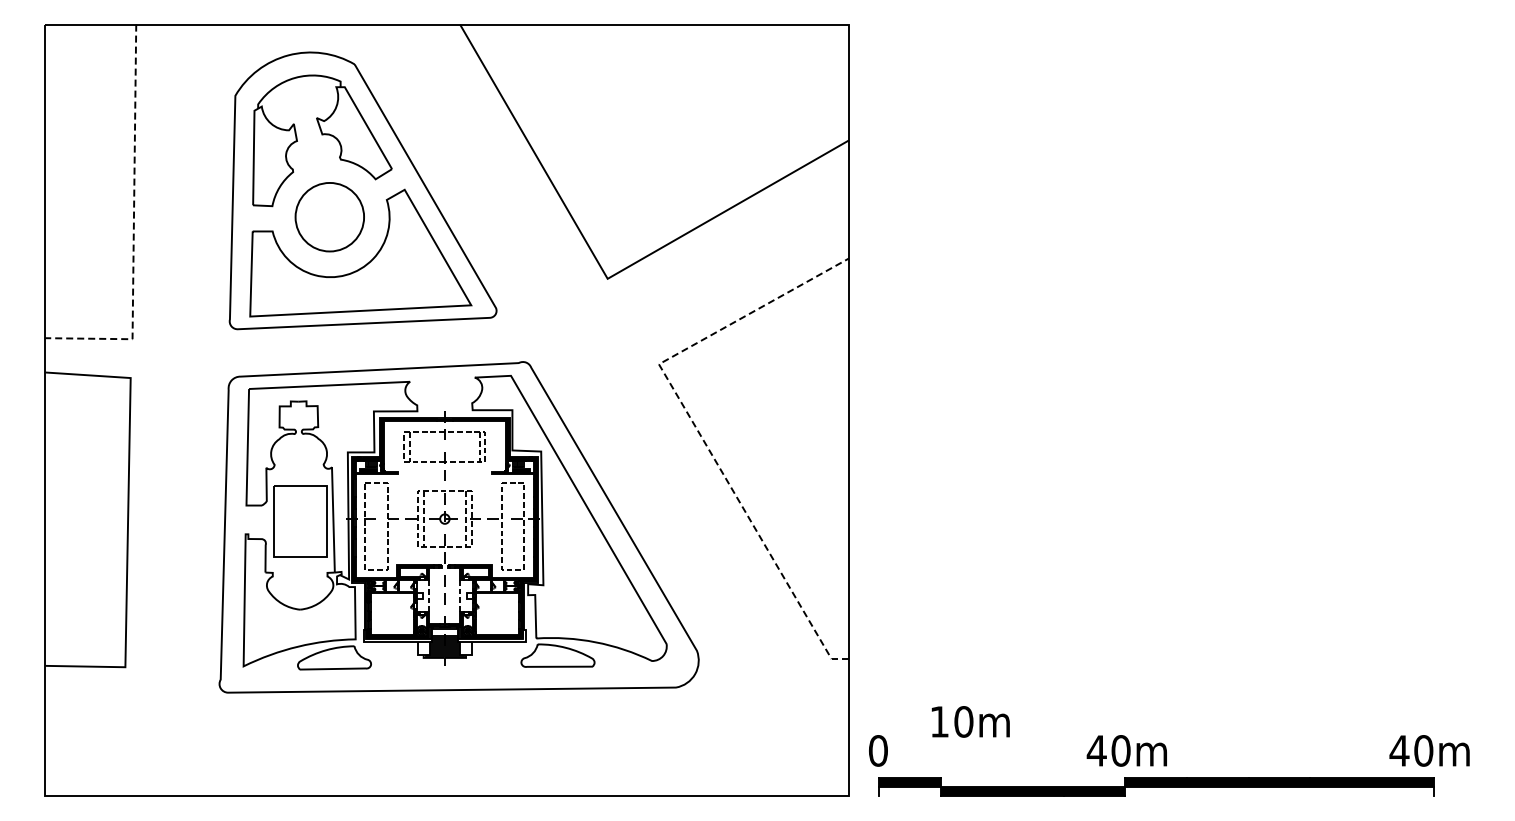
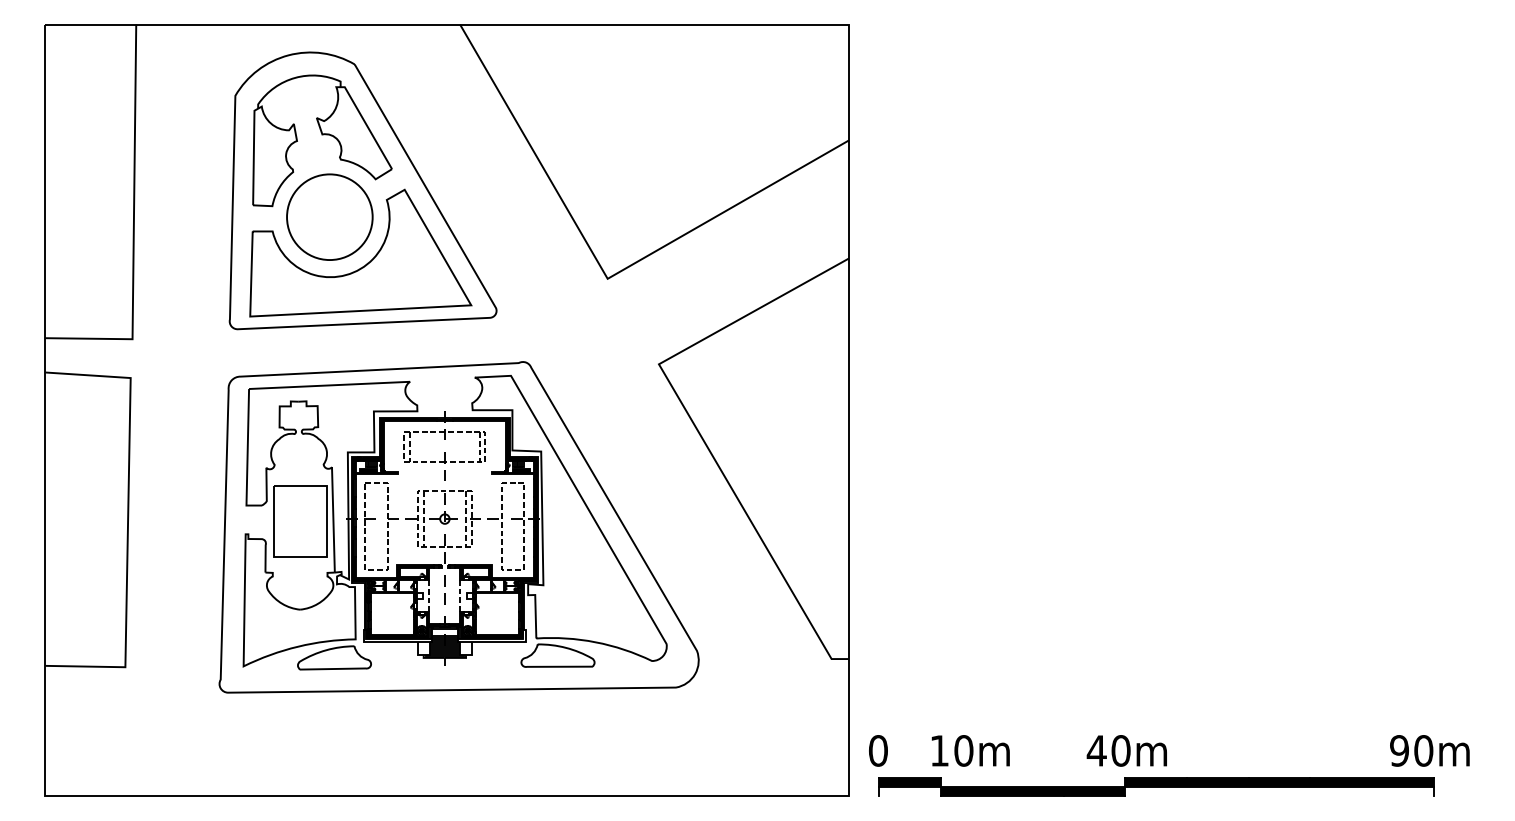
circle diameter: 69 px -> 86 px (329, 217)
line: dashed -> solid (133, 226)
line: dashed -> solid (694, 425)
text position: (970, 721) -> (970, 750) (970, 750)
text: 40m -> 90m (1399, 750)
